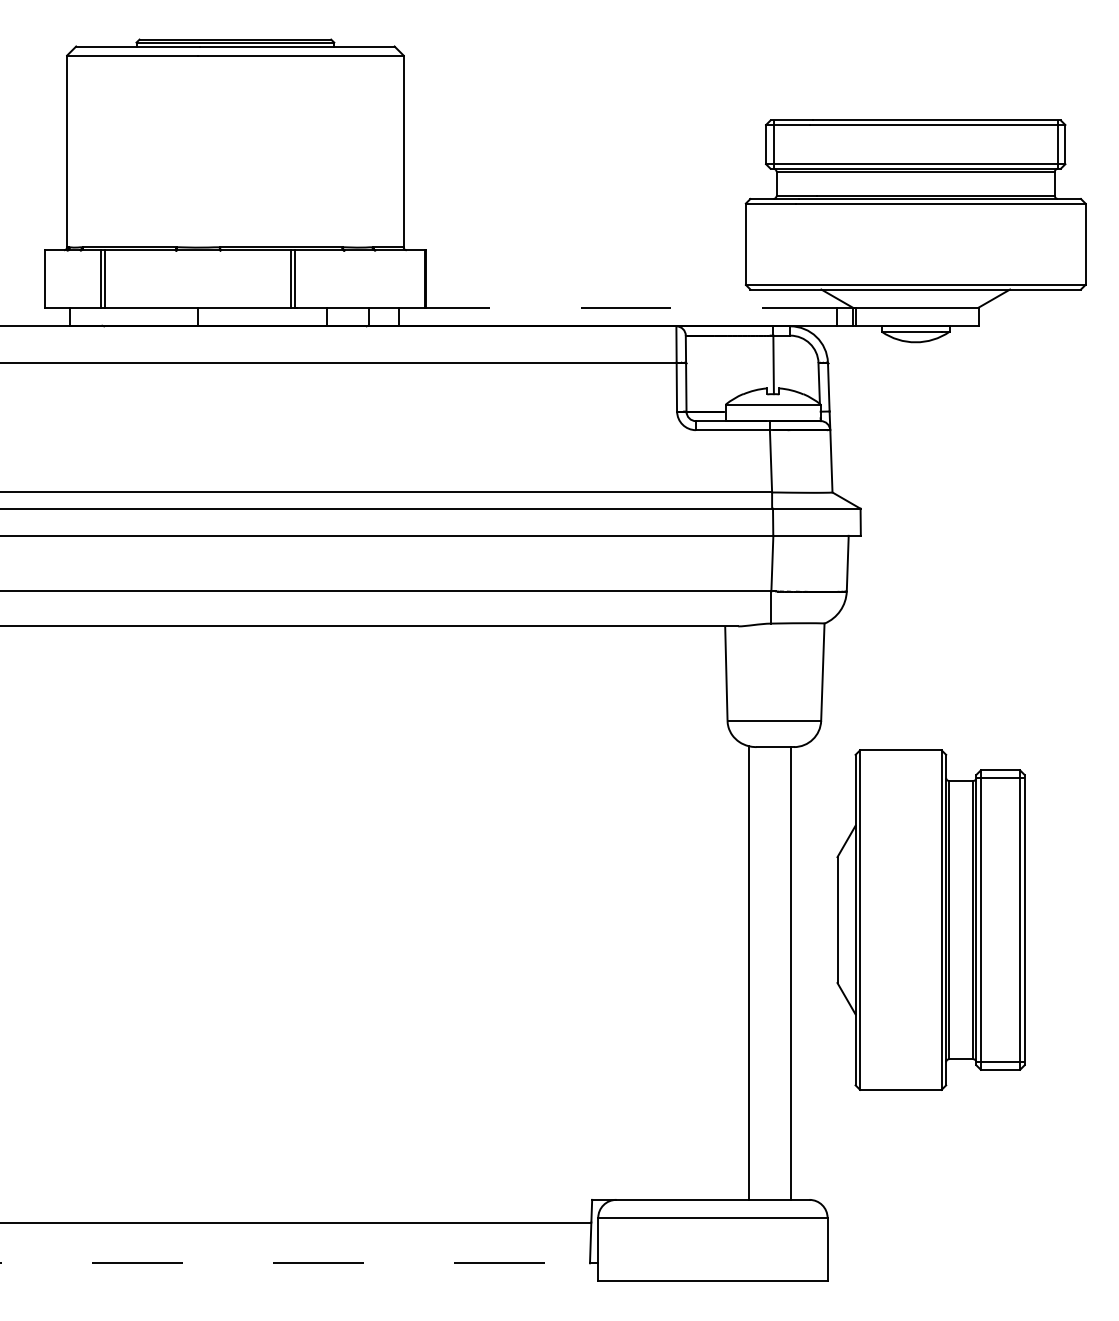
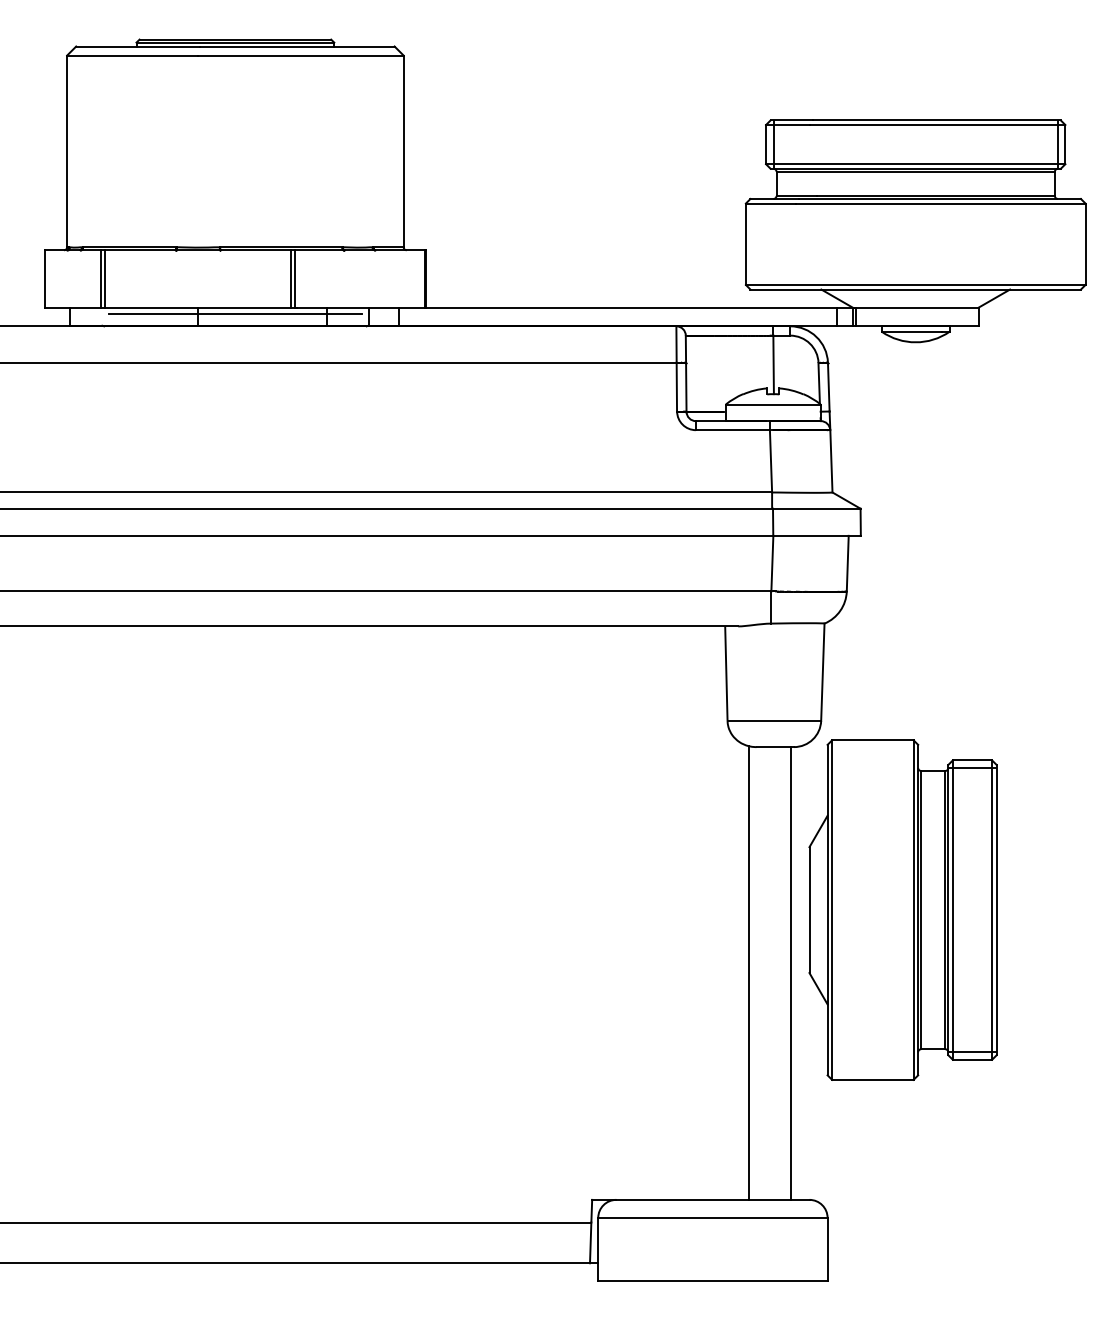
line: dashed -> solid (618, 307)
line: none -> present (235, 313)
part position: (930, 919) -> (902, 909) (902, 909)
line: dashed -> solid (295, 1263)
